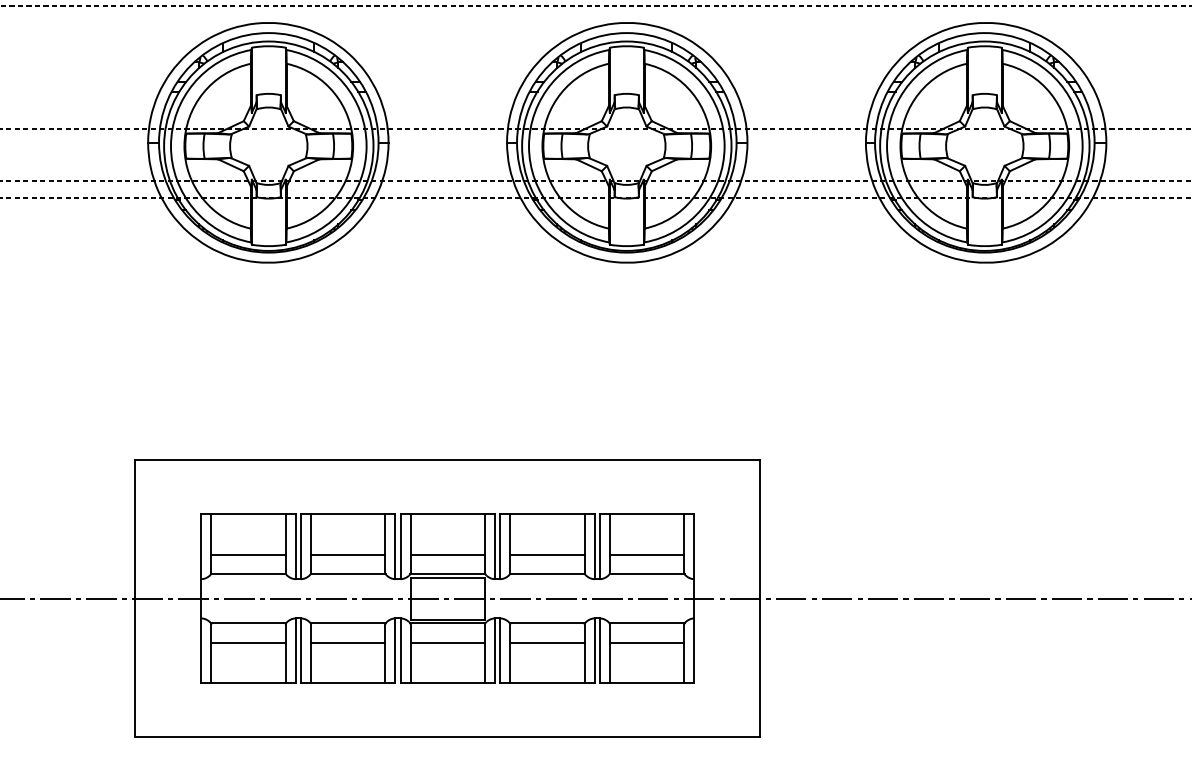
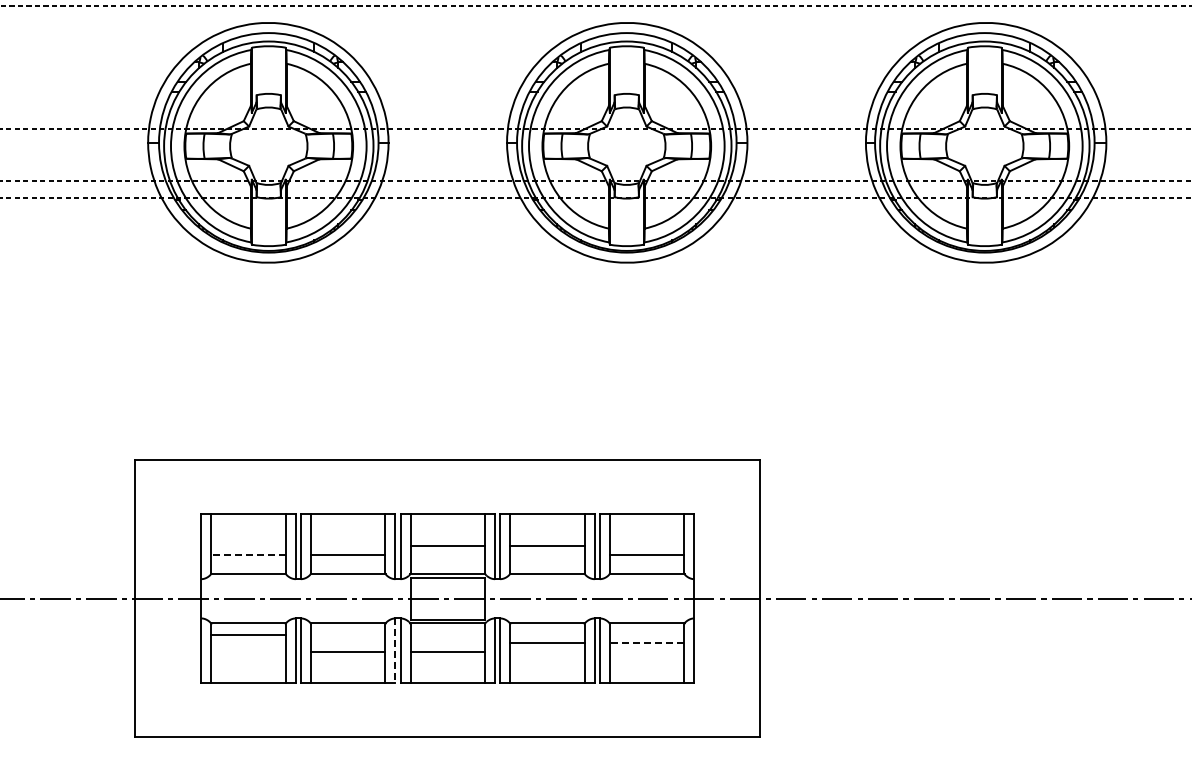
line: solid -> dashed (248, 554)
line position: (447, 554) -> (447, 545) (447, 545)
line position: (547, 554) -> (547, 545) (547, 545)
line position: (248, 642) -> (248, 634) (248, 634)
line position: (348, 642) -> (348, 651) (348, 651)
line position: (447, 642) -> (447, 651) (447, 651)
line: solid -> dashed (646, 642)
line: solid -> dashed (395, 651)
